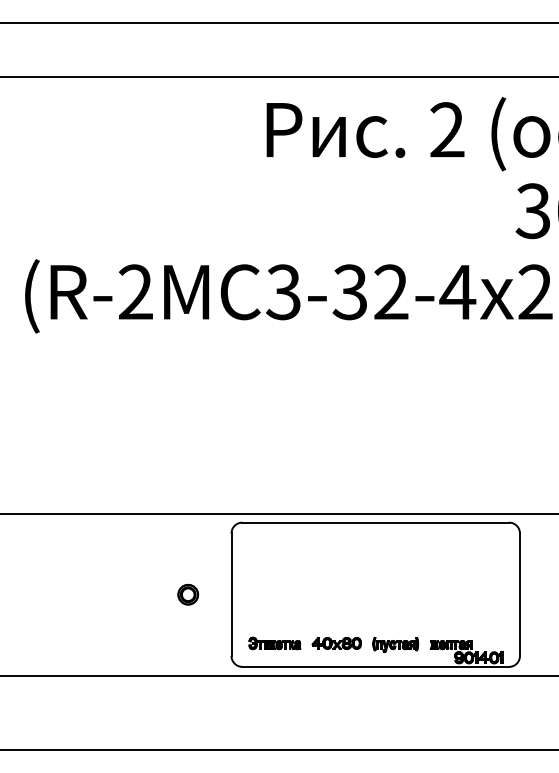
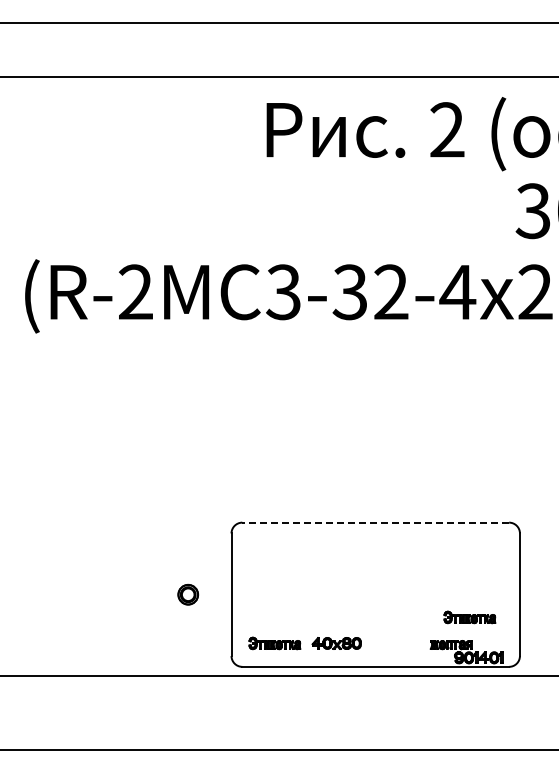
line: present -> none (278, 513)
line: solid -> dashed (375, 522)
part: none -> present (469, 617)
part: present -> none (395, 644)
